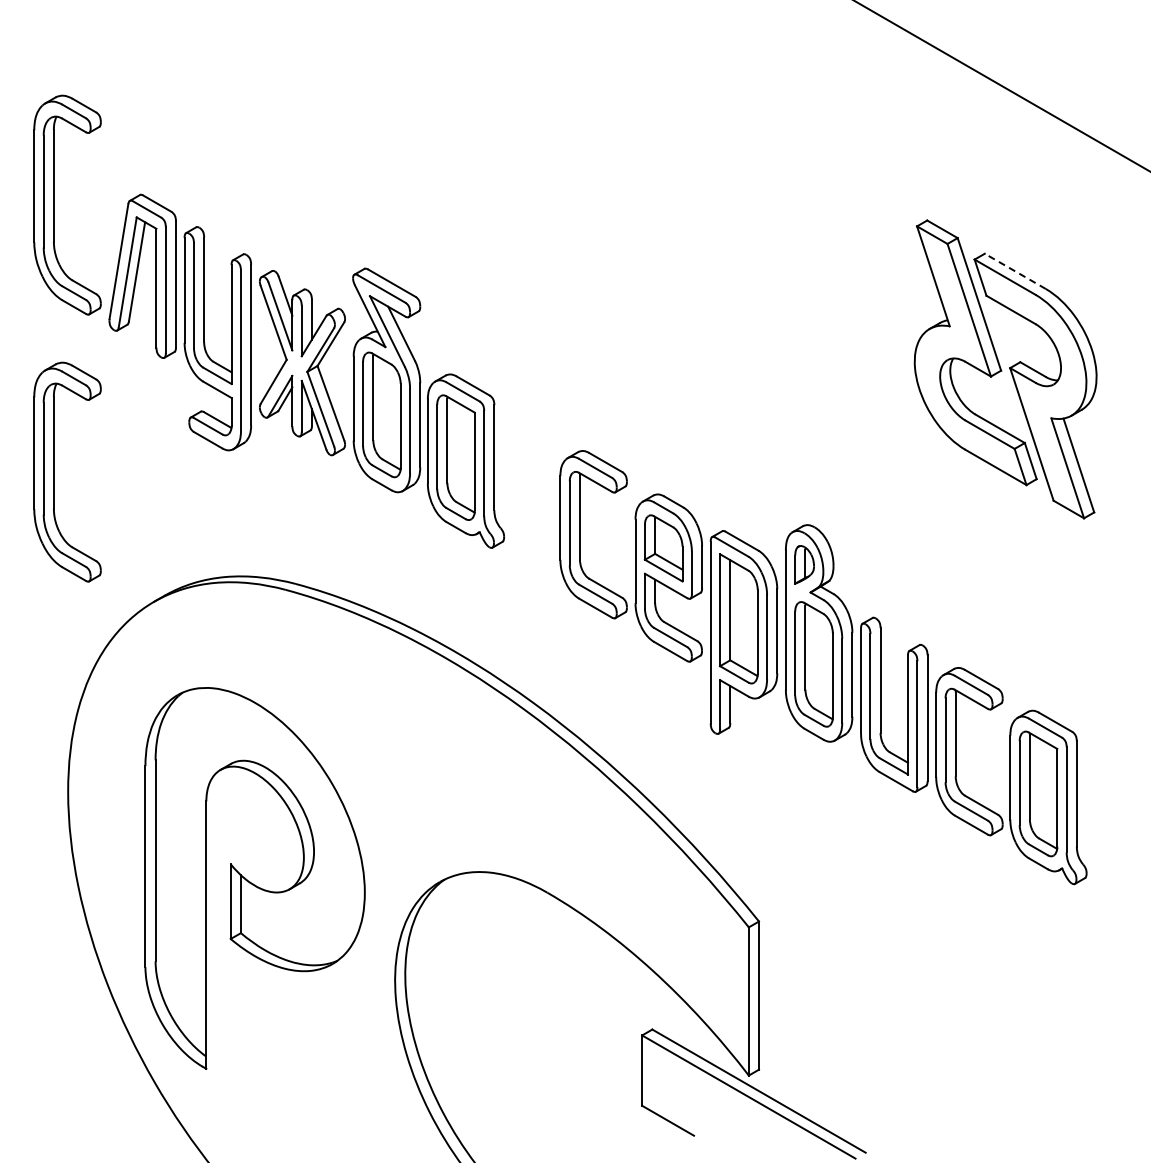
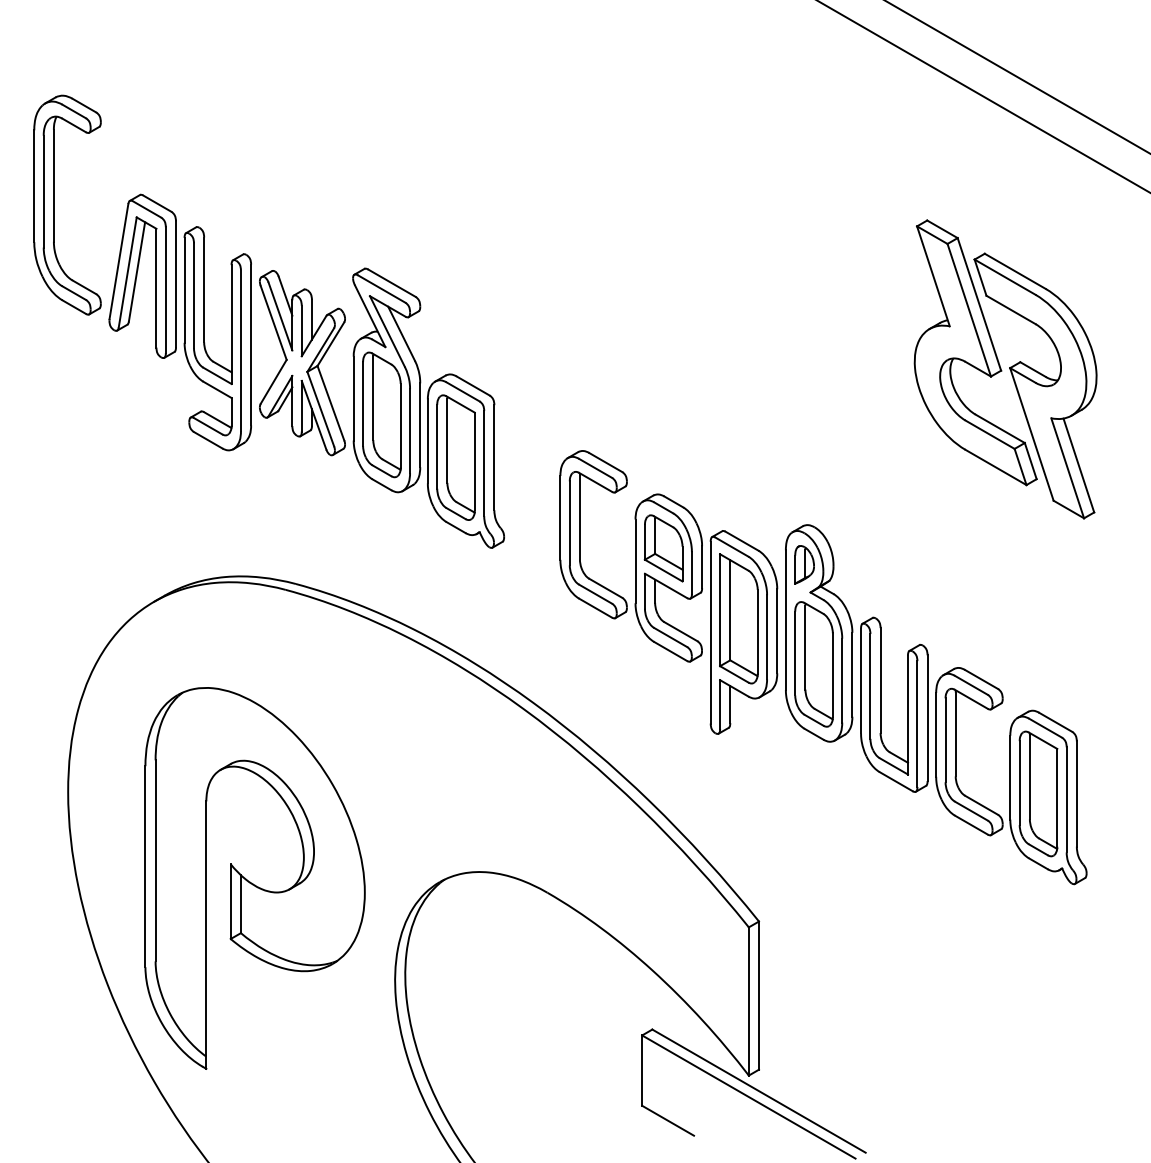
line: none -> present (1017, 77)
line position: (1001, 86) -> (983, 96) (983, 96)
line: dashed -> solid (1014, 271)
part: present -> none (54, 471)
